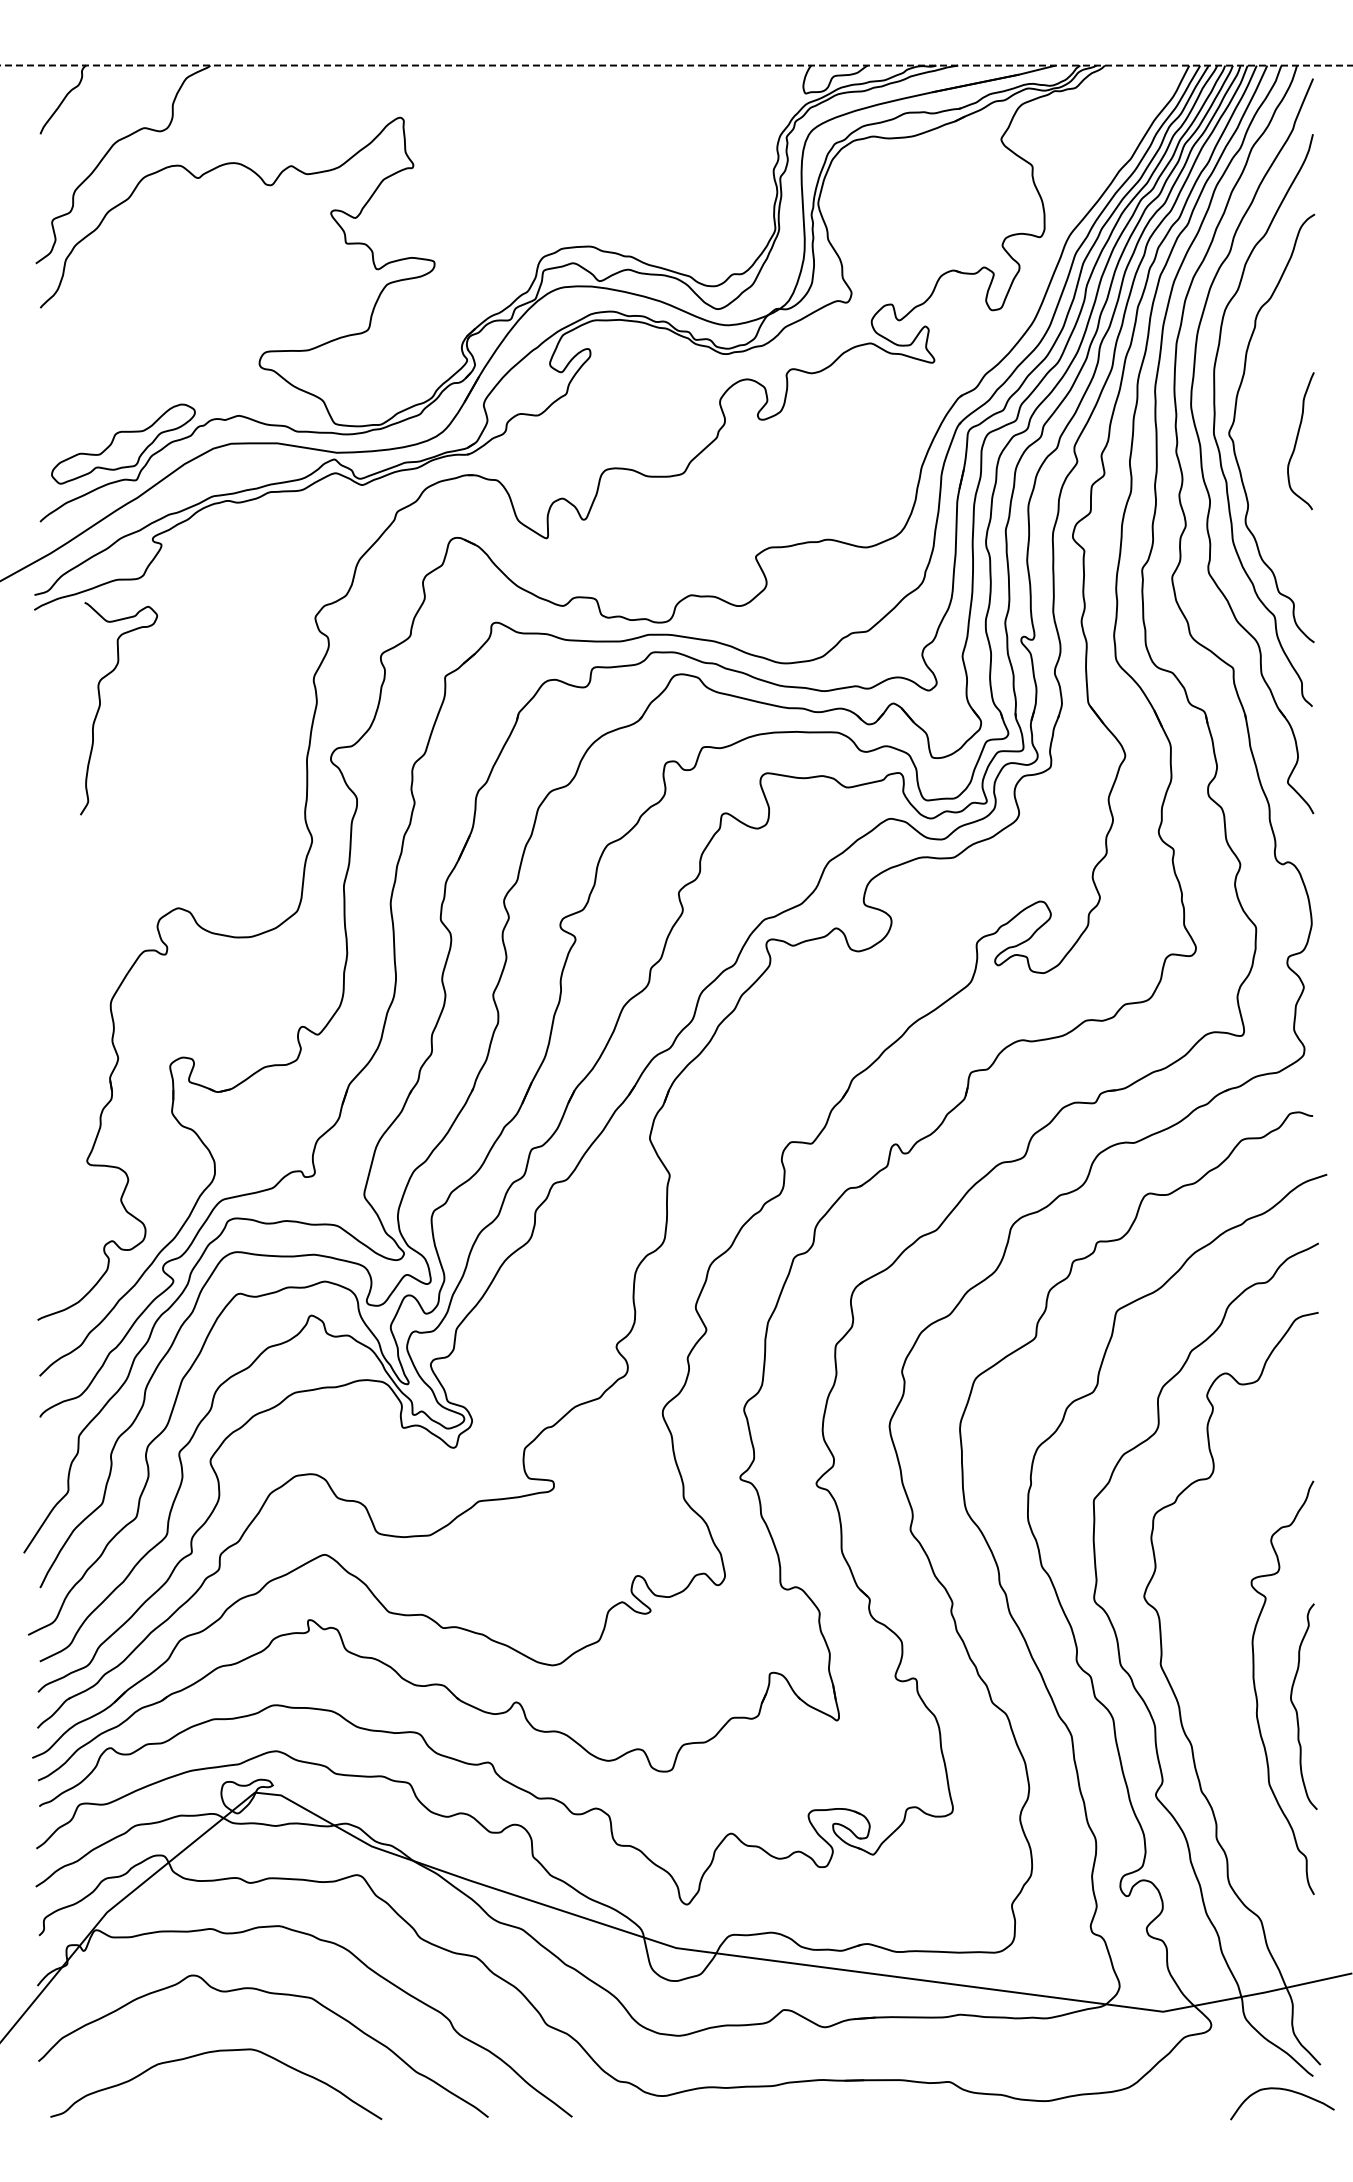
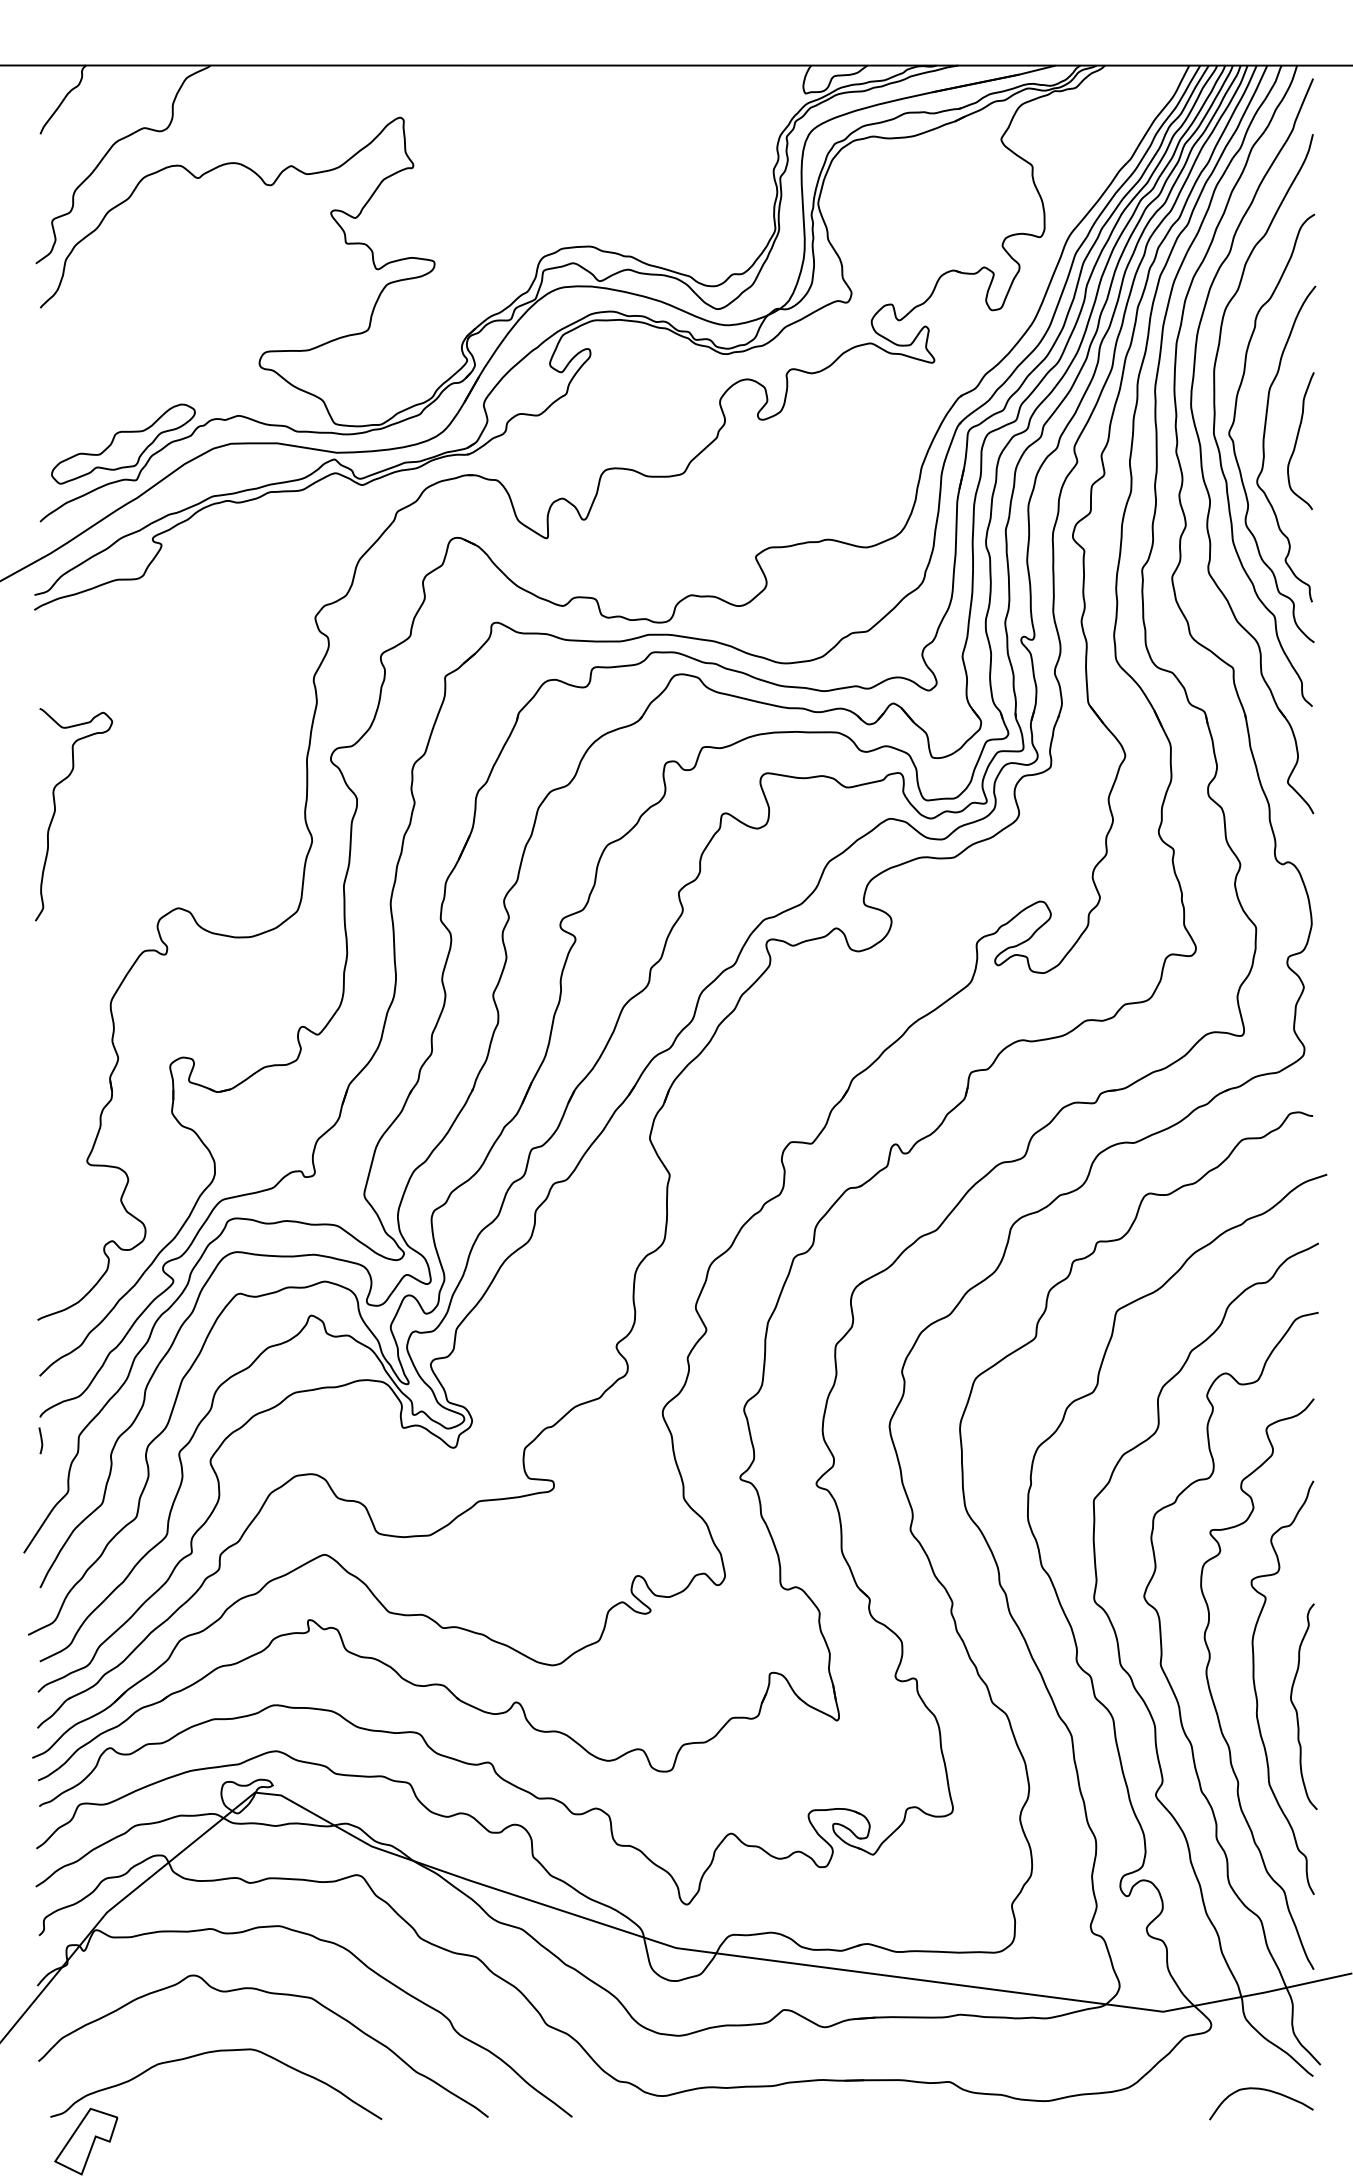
line: dashed -> solid (676, 65)
curve: none -> present (1264, 443)
curve position: (100, 707) -> (55, 813) (55, 813)
curve: none -> present (40, 1440)
curve: none -> present (1213, 1698)
curve position: (1283, 2090) -> (1262, 2090) (1262, 2090)
part: none -> present (86, 2141)
